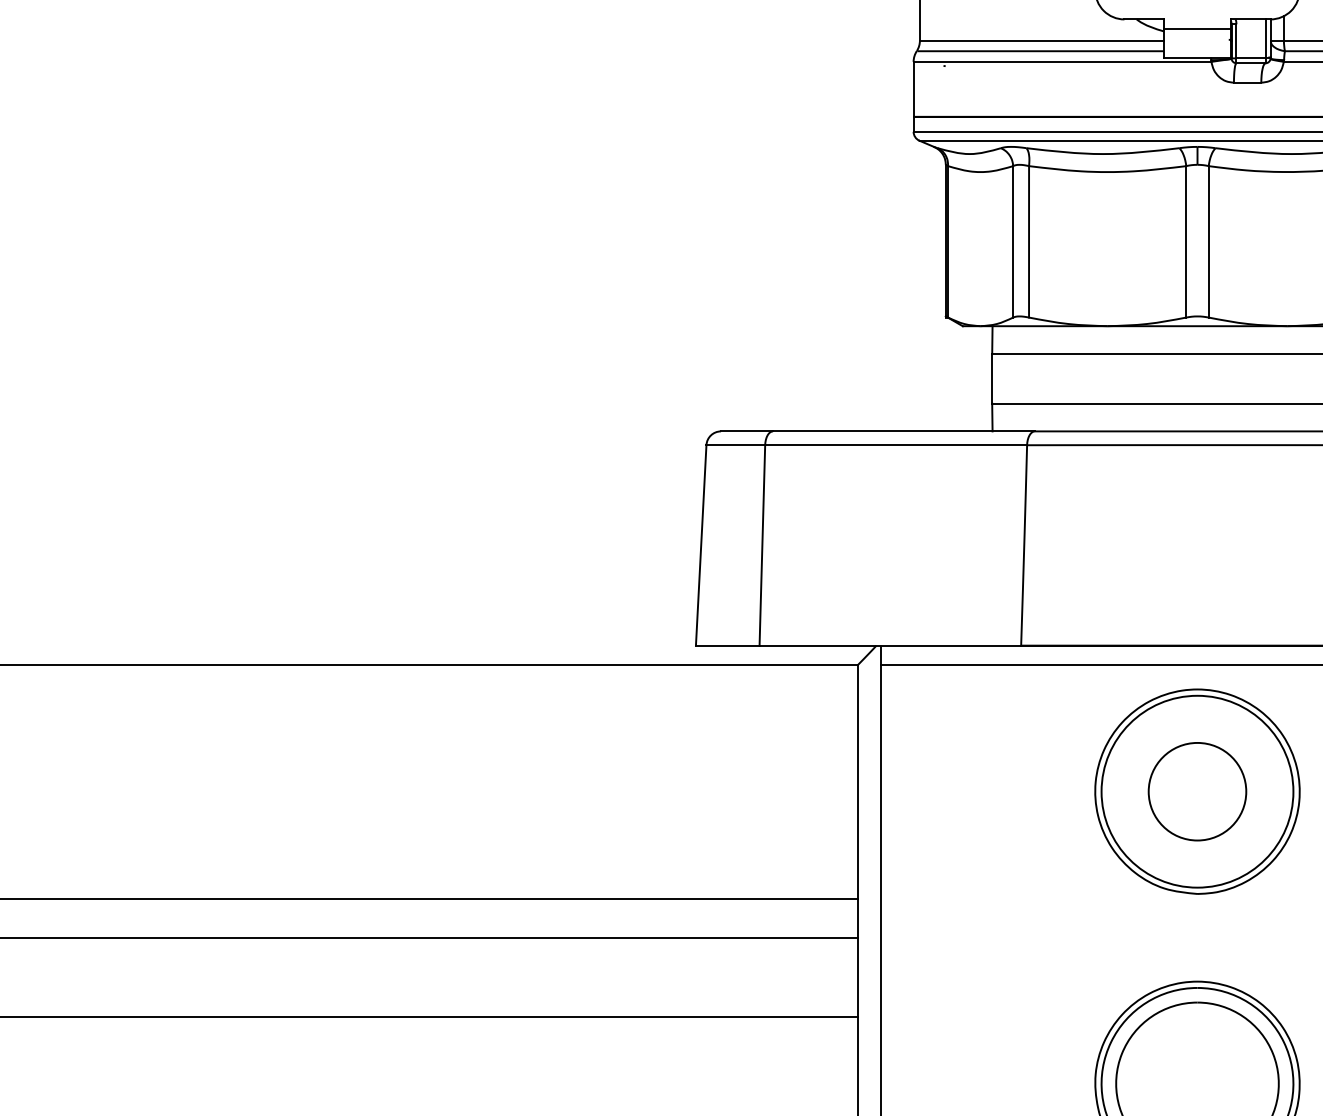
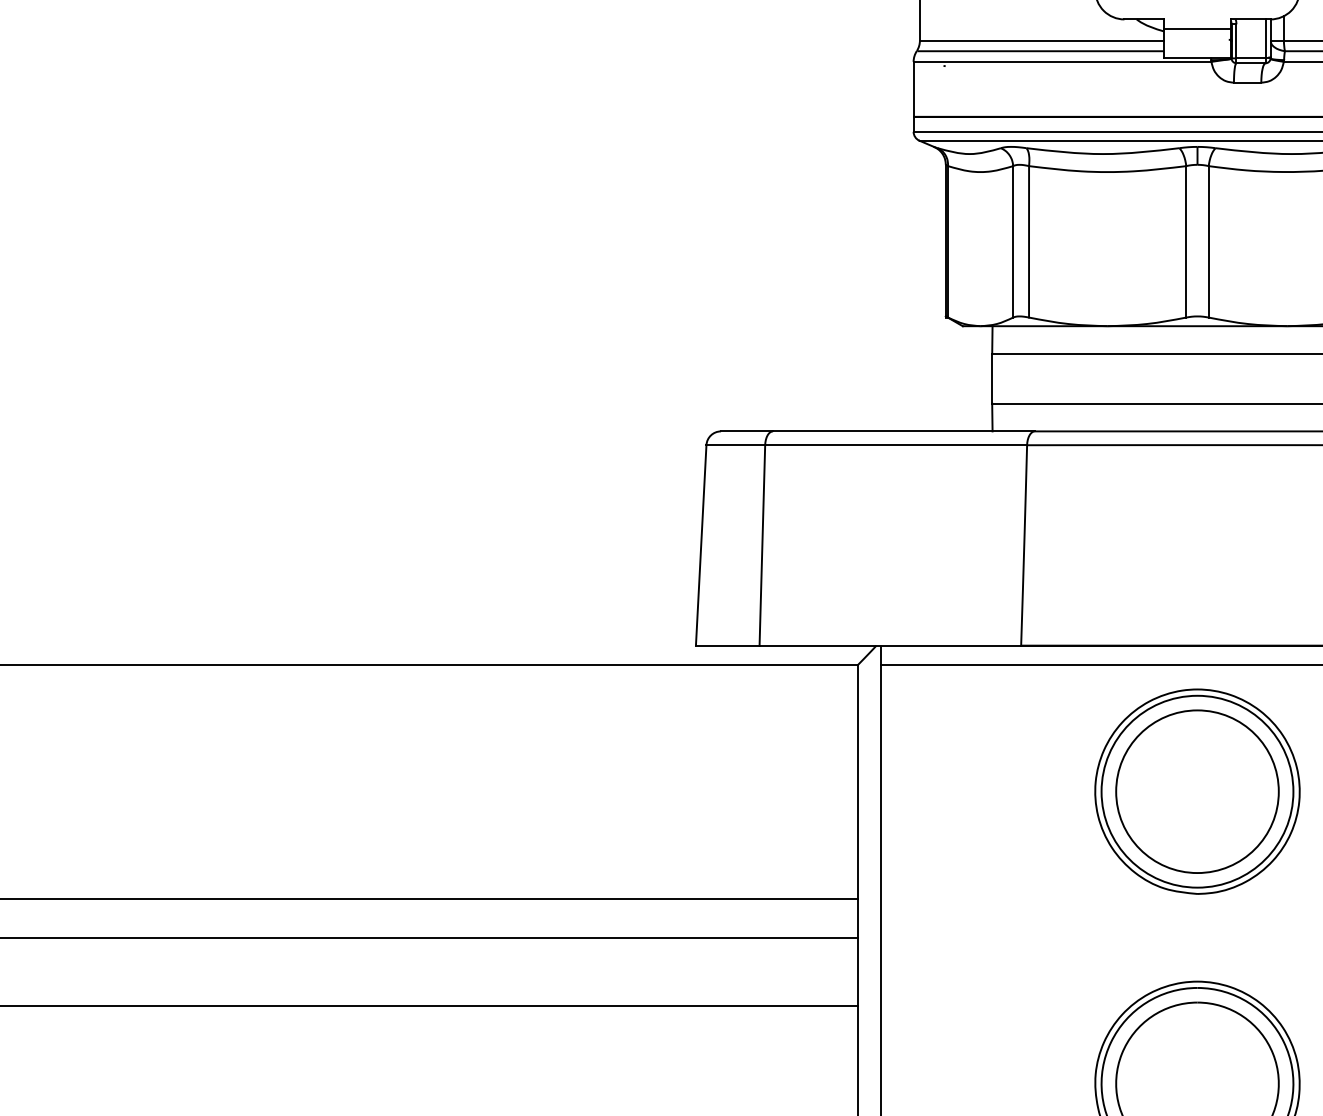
circle diameter: 98 px -> 163 px (1197, 791)
line position: (429, 1017) -> (429, 1006) (429, 1006)
